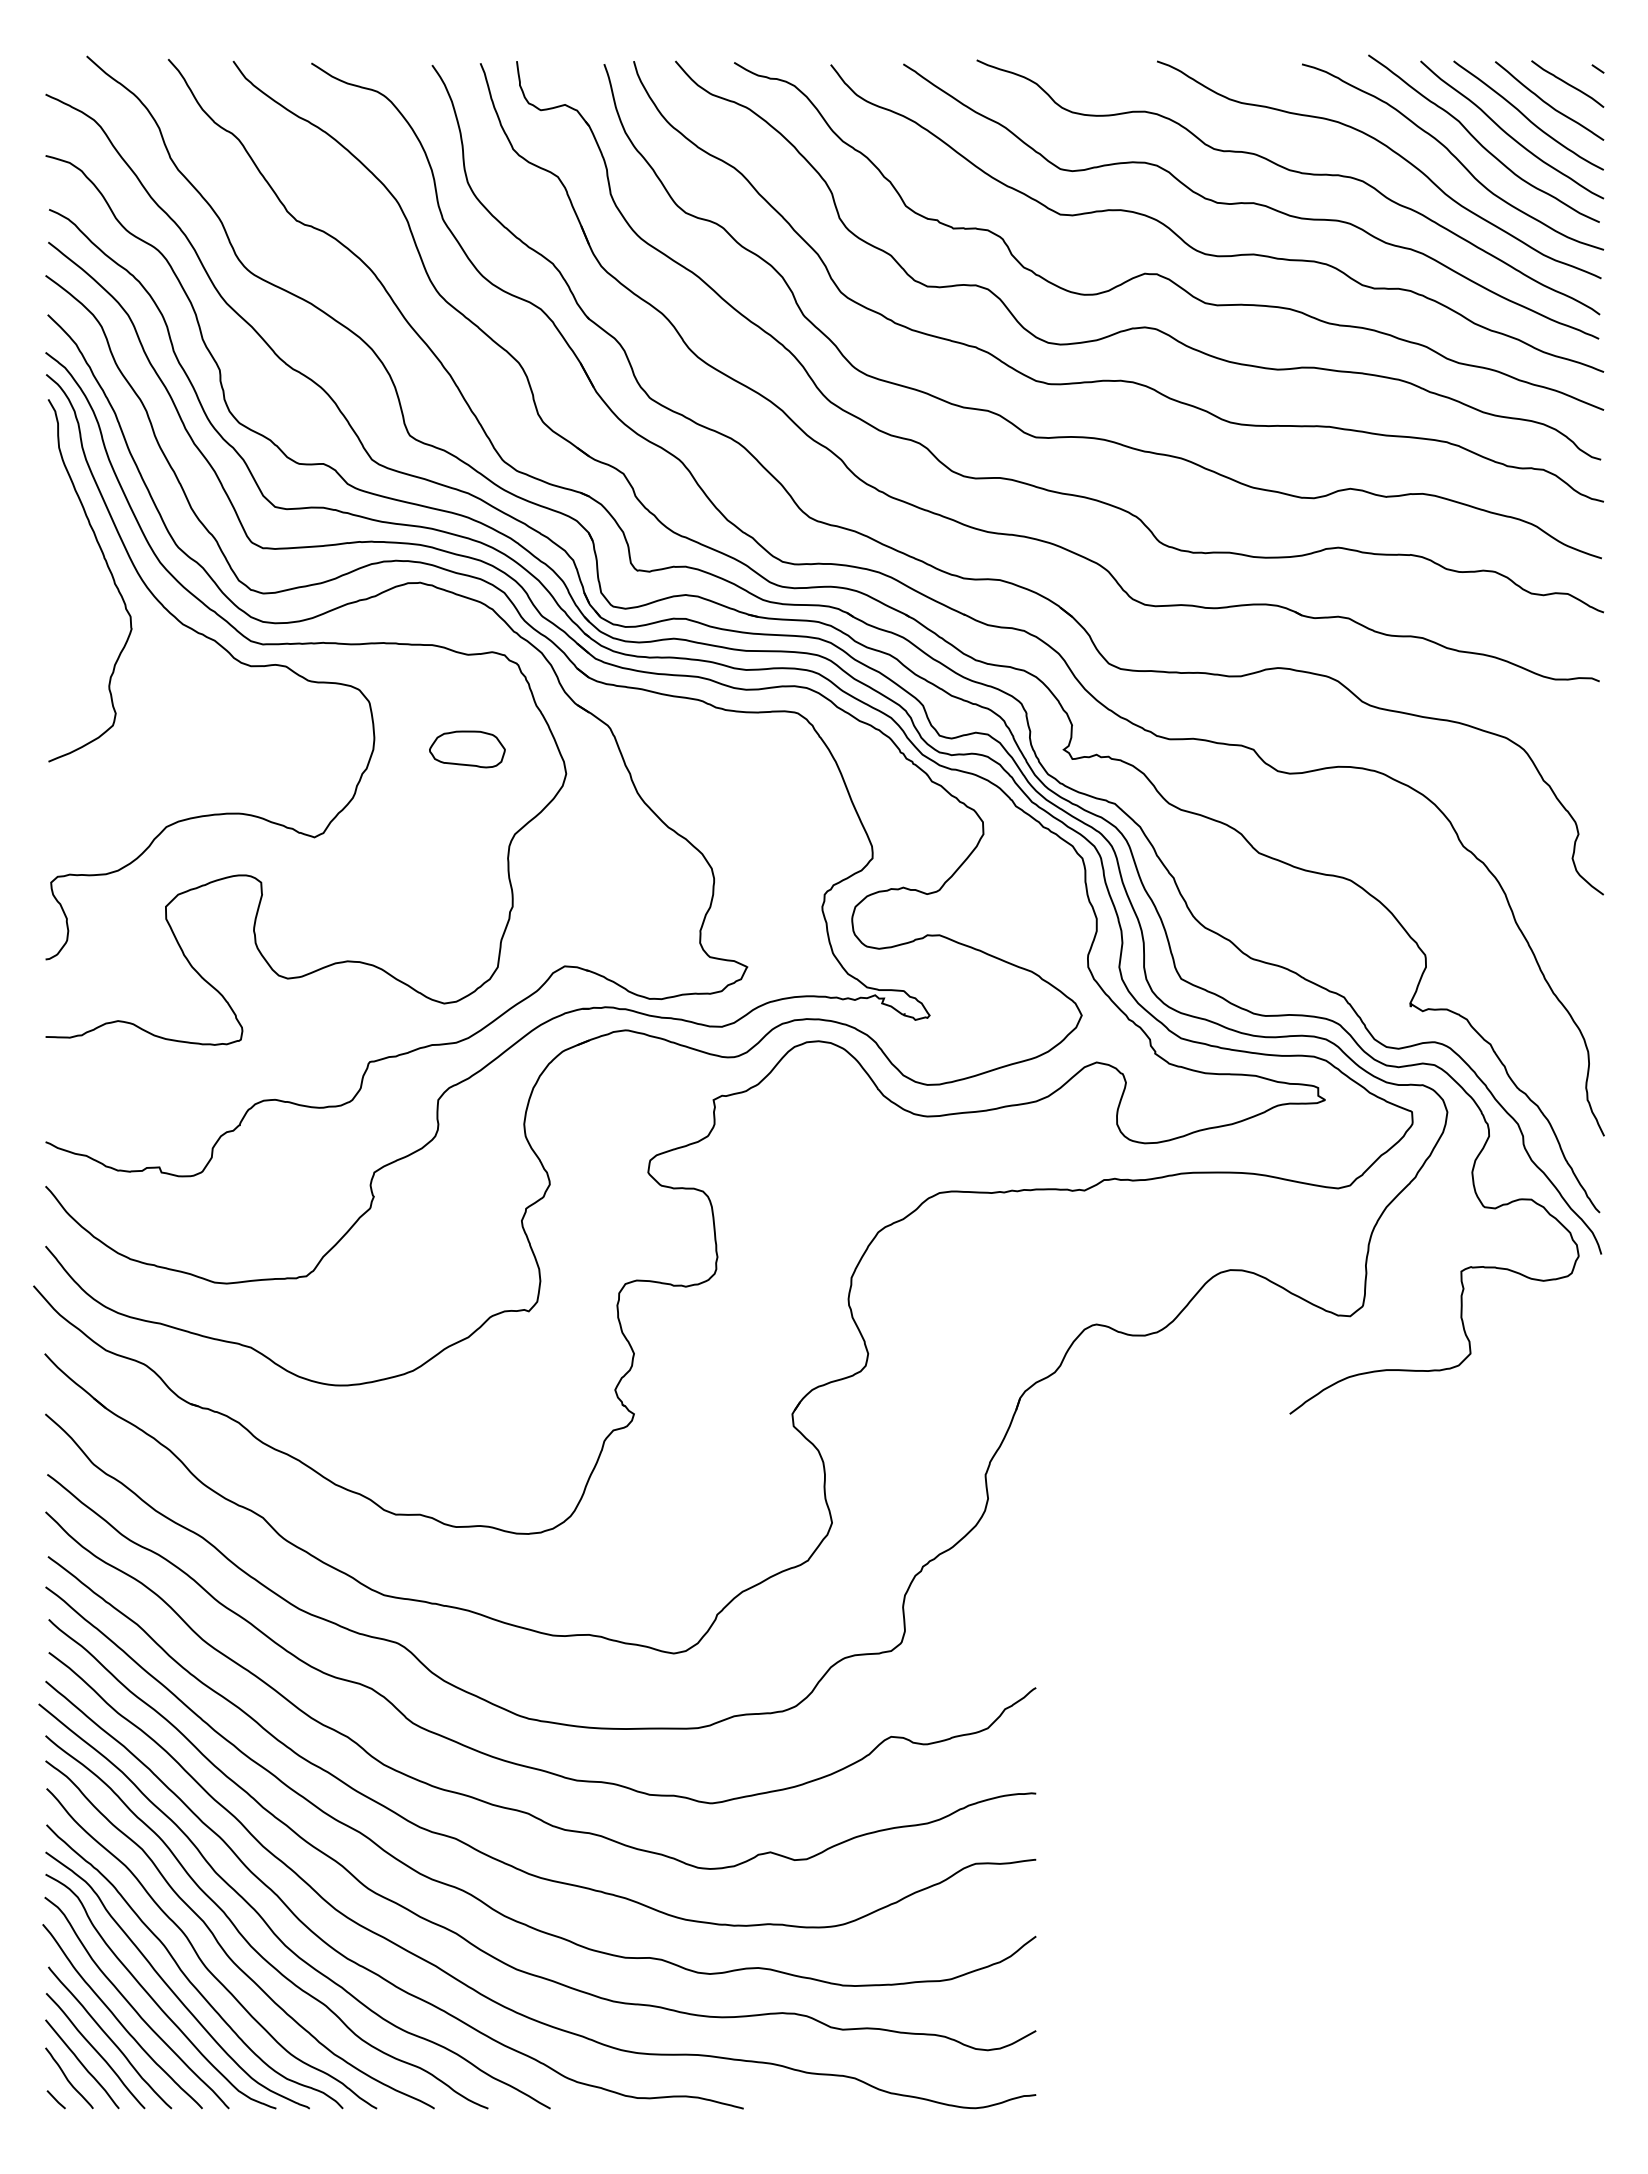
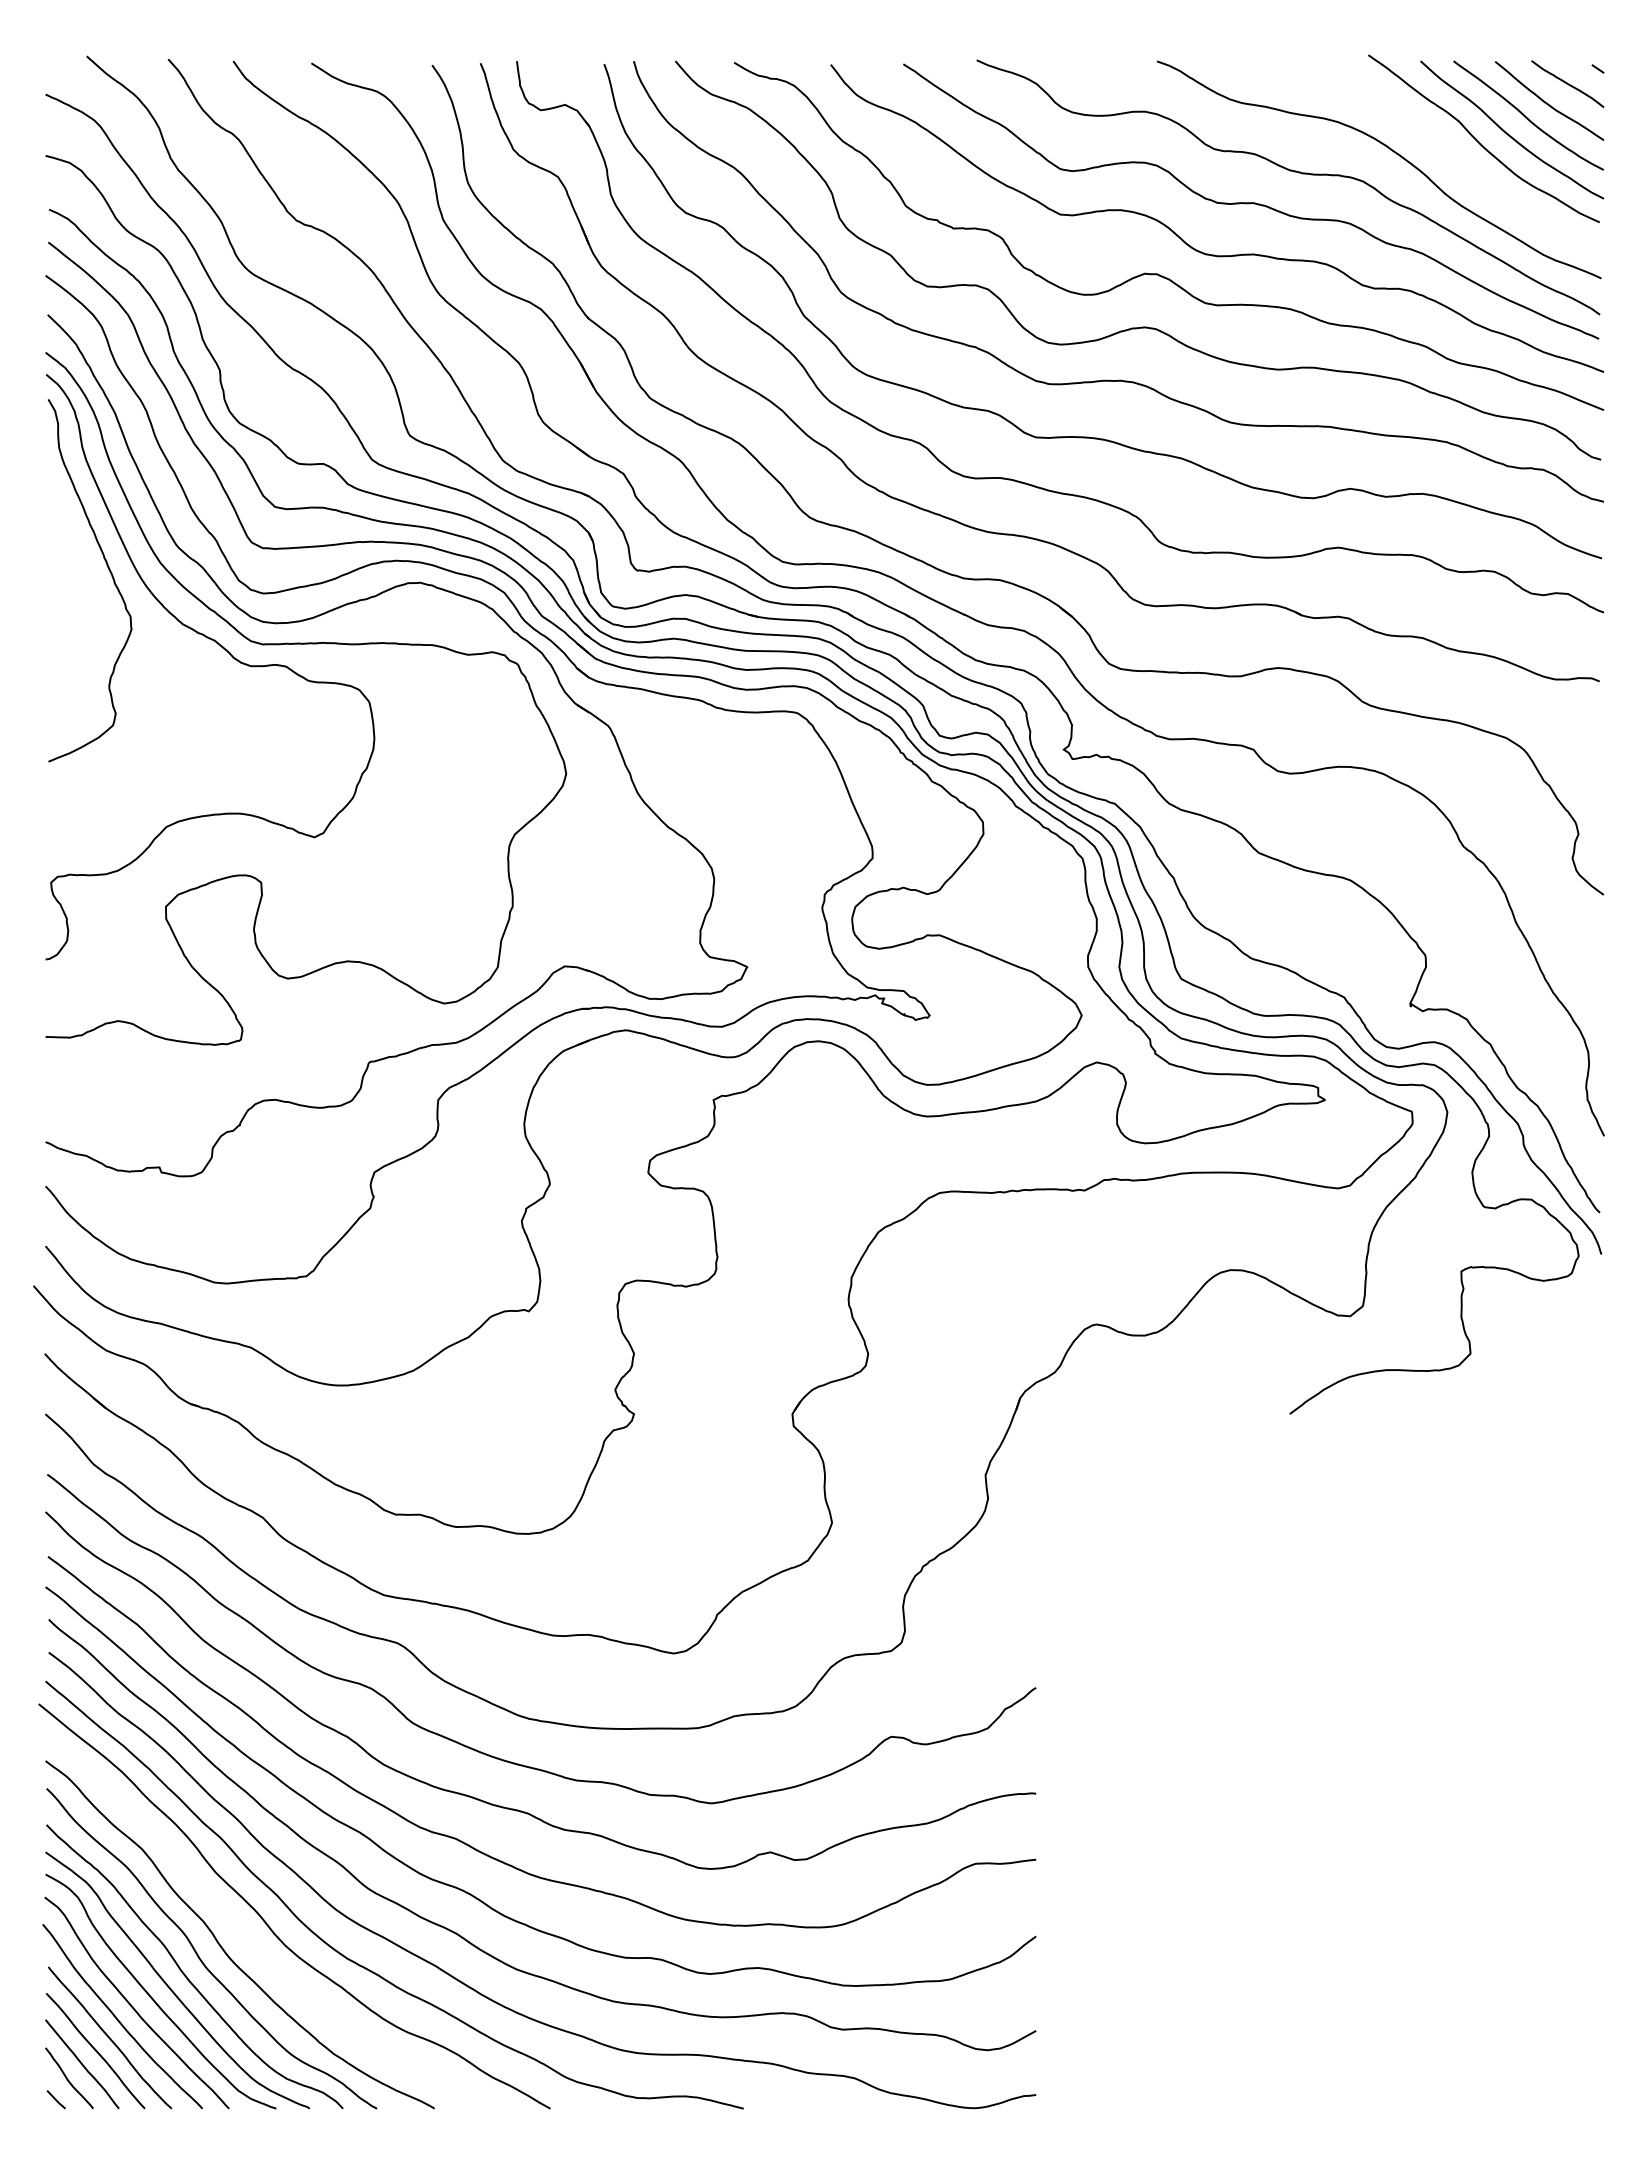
curve: present -> none (1453, 156)
part: present -> none (467, 749)
curve: present -> none (247, 1940)
